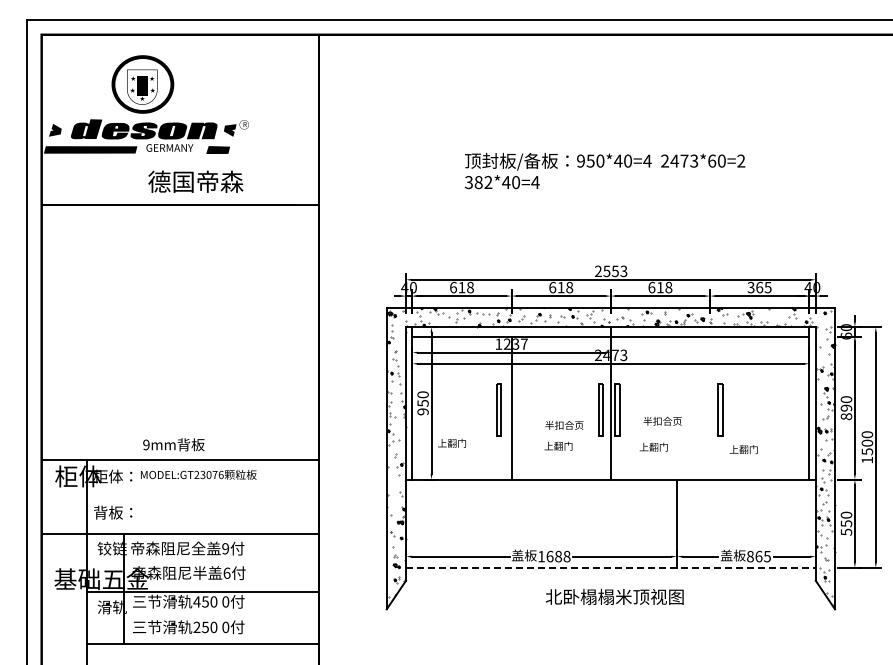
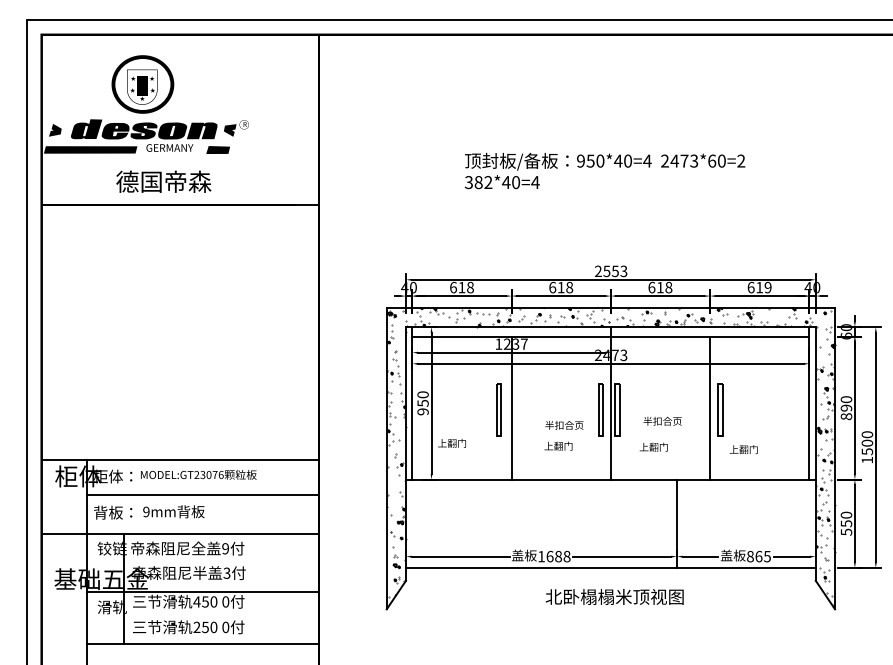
text position: (195, 181) -> (163, 181) (163, 181)
text: 365 -> 619 (759, 287)
line: none -> present (710, 407)
text position: (173, 444) -> (173, 511) (173, 511)
line: none -> present (202, 495)
line: dashed -> solid (610, 567)
text: 6 -> 3 (226, 572)
